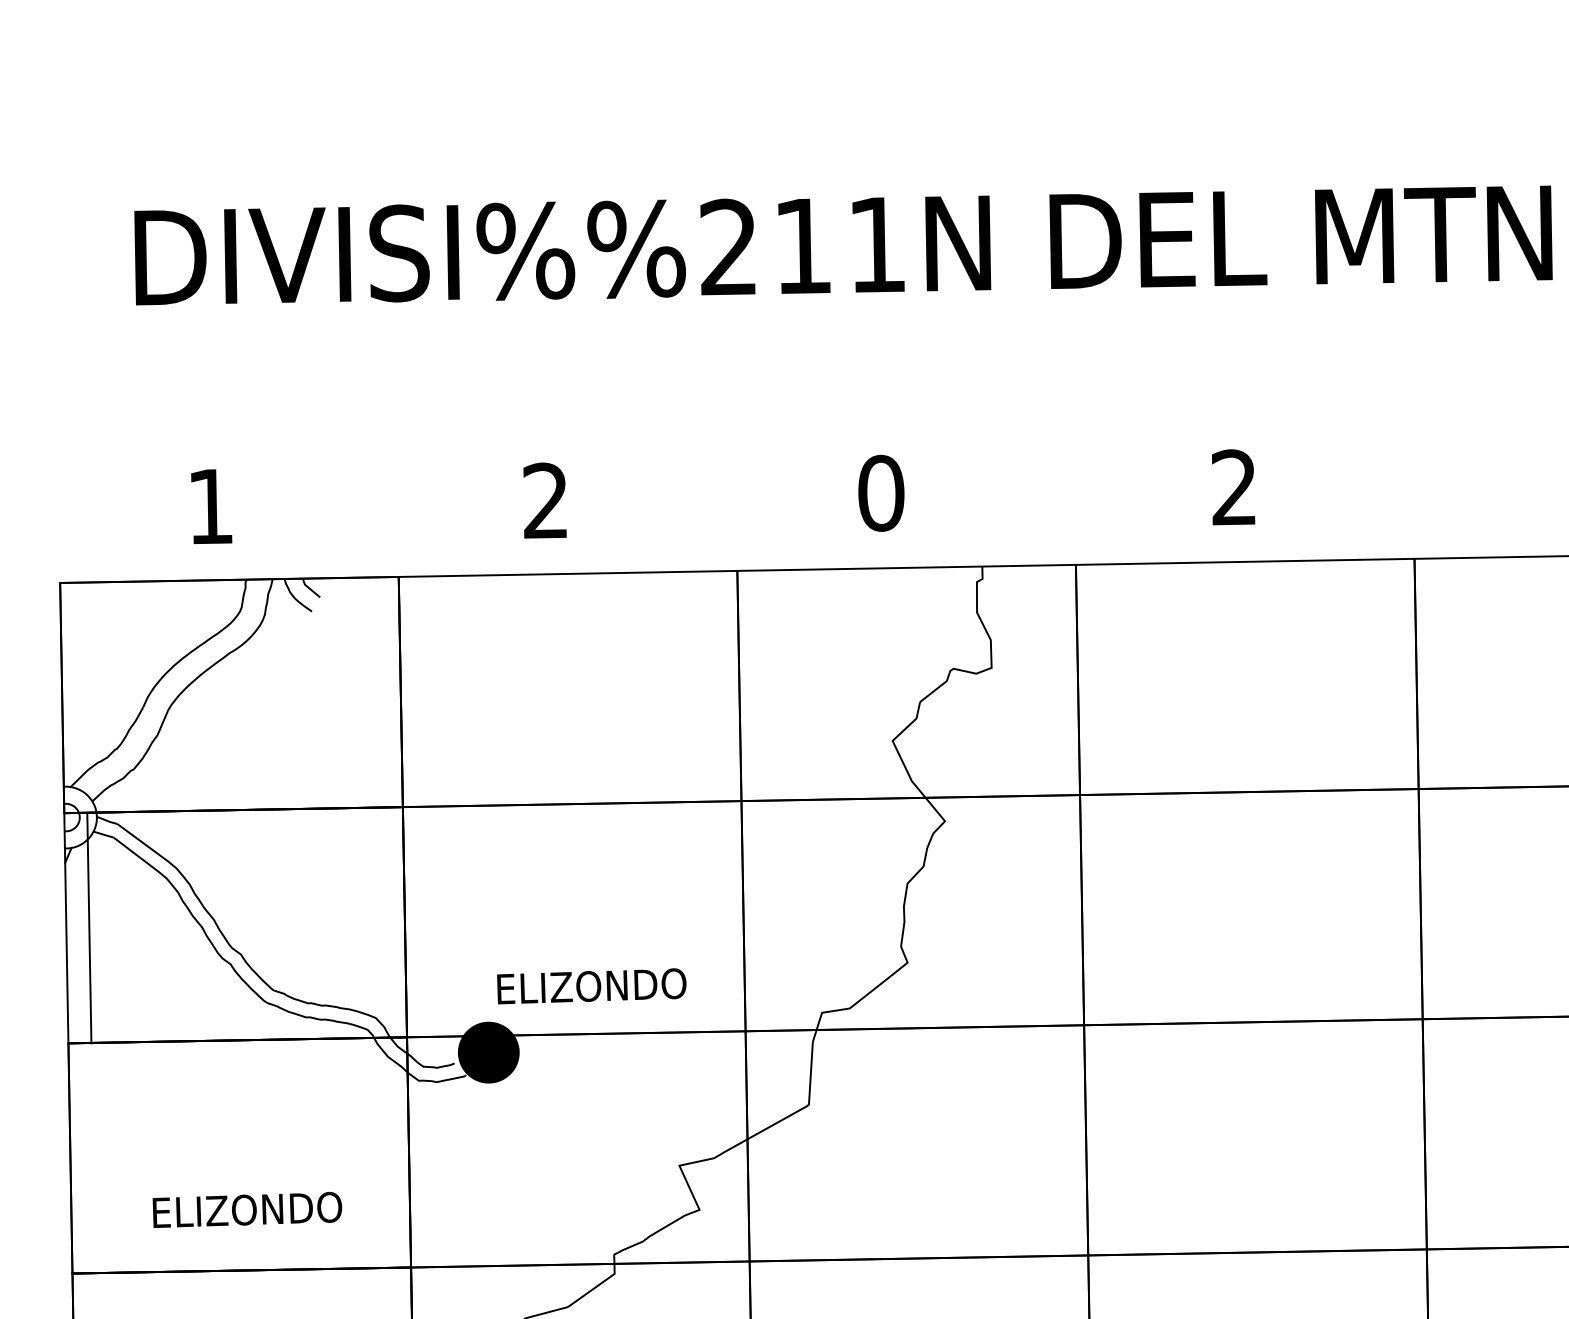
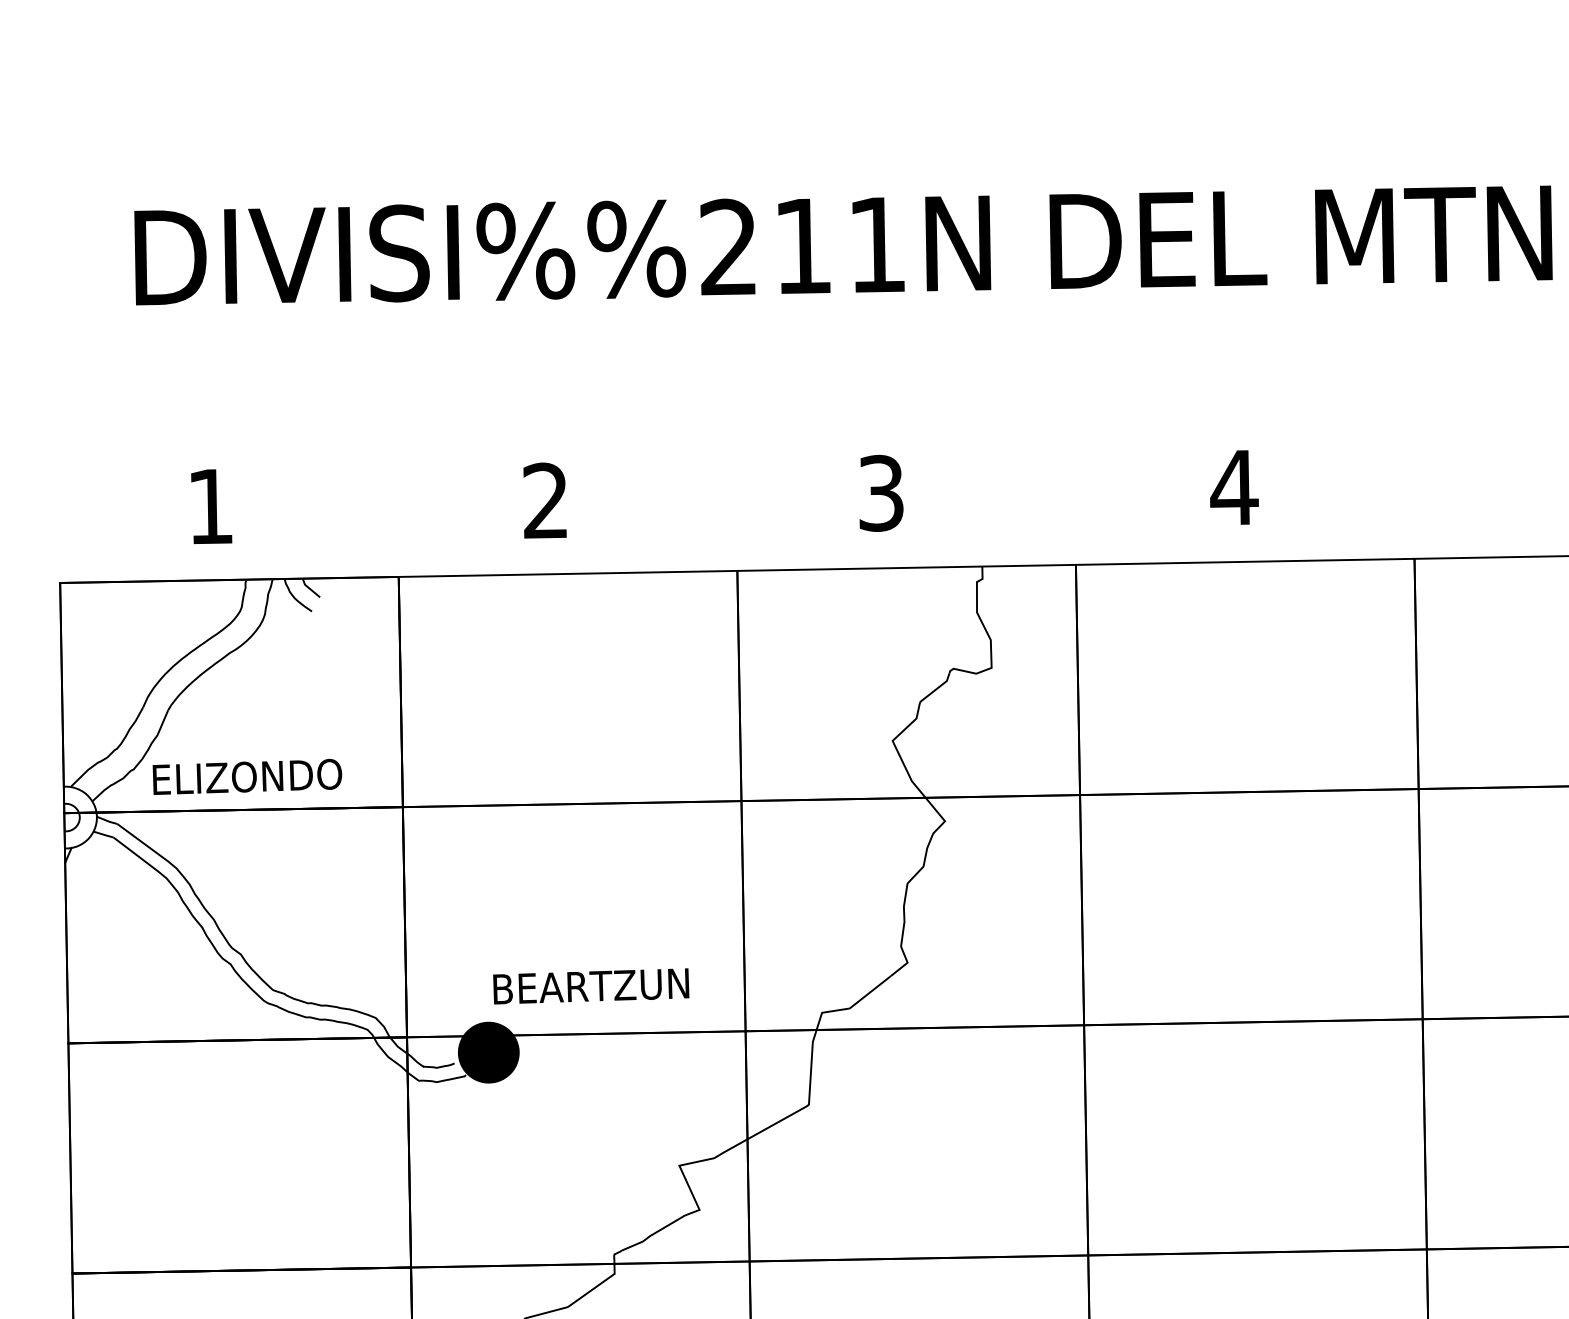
text: 2 -> 4 (1234, 487)
text: 0 -> 3 (881, 492)
line position: (89, 928) -> (66, 928) (66, 928)
text: ELIZONDO -> BEARTZUN (591, 986)
text position: (247, 1209) -> (247, 776) (247, 776)
